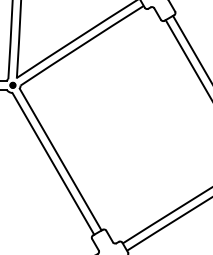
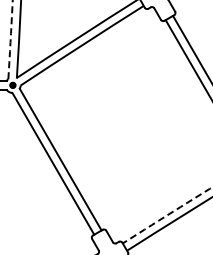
arc: solid -> dashed (10, 39)
arc: solid -> dashed (167, 215)
